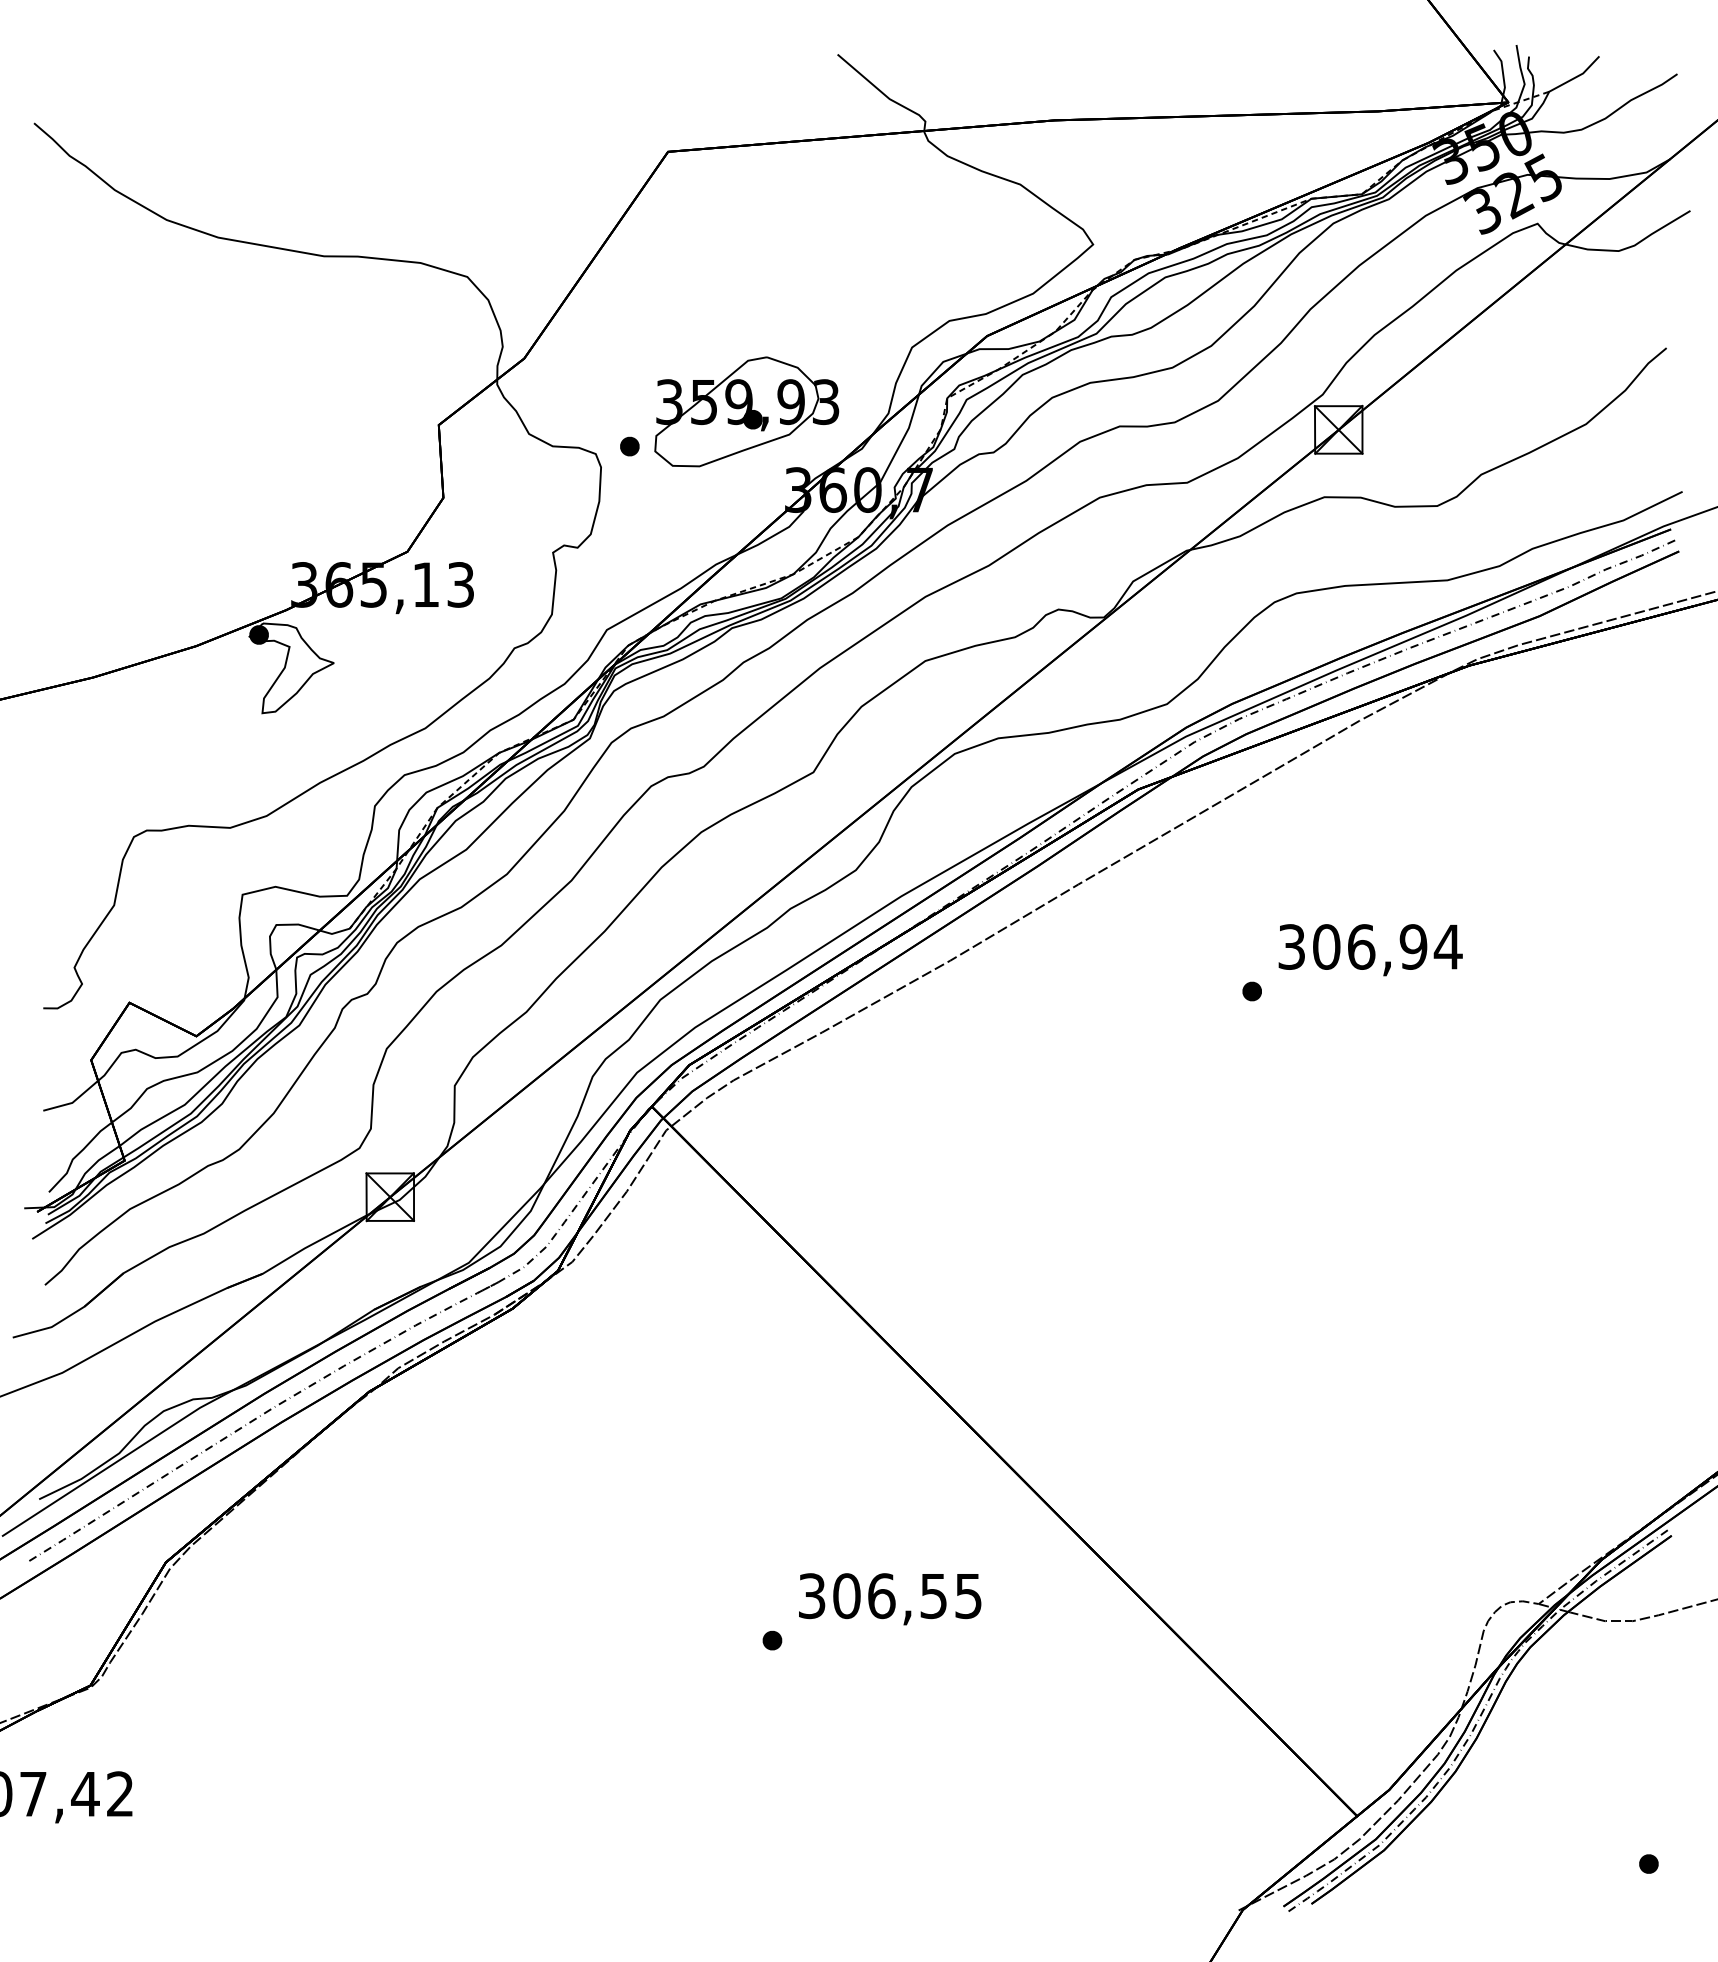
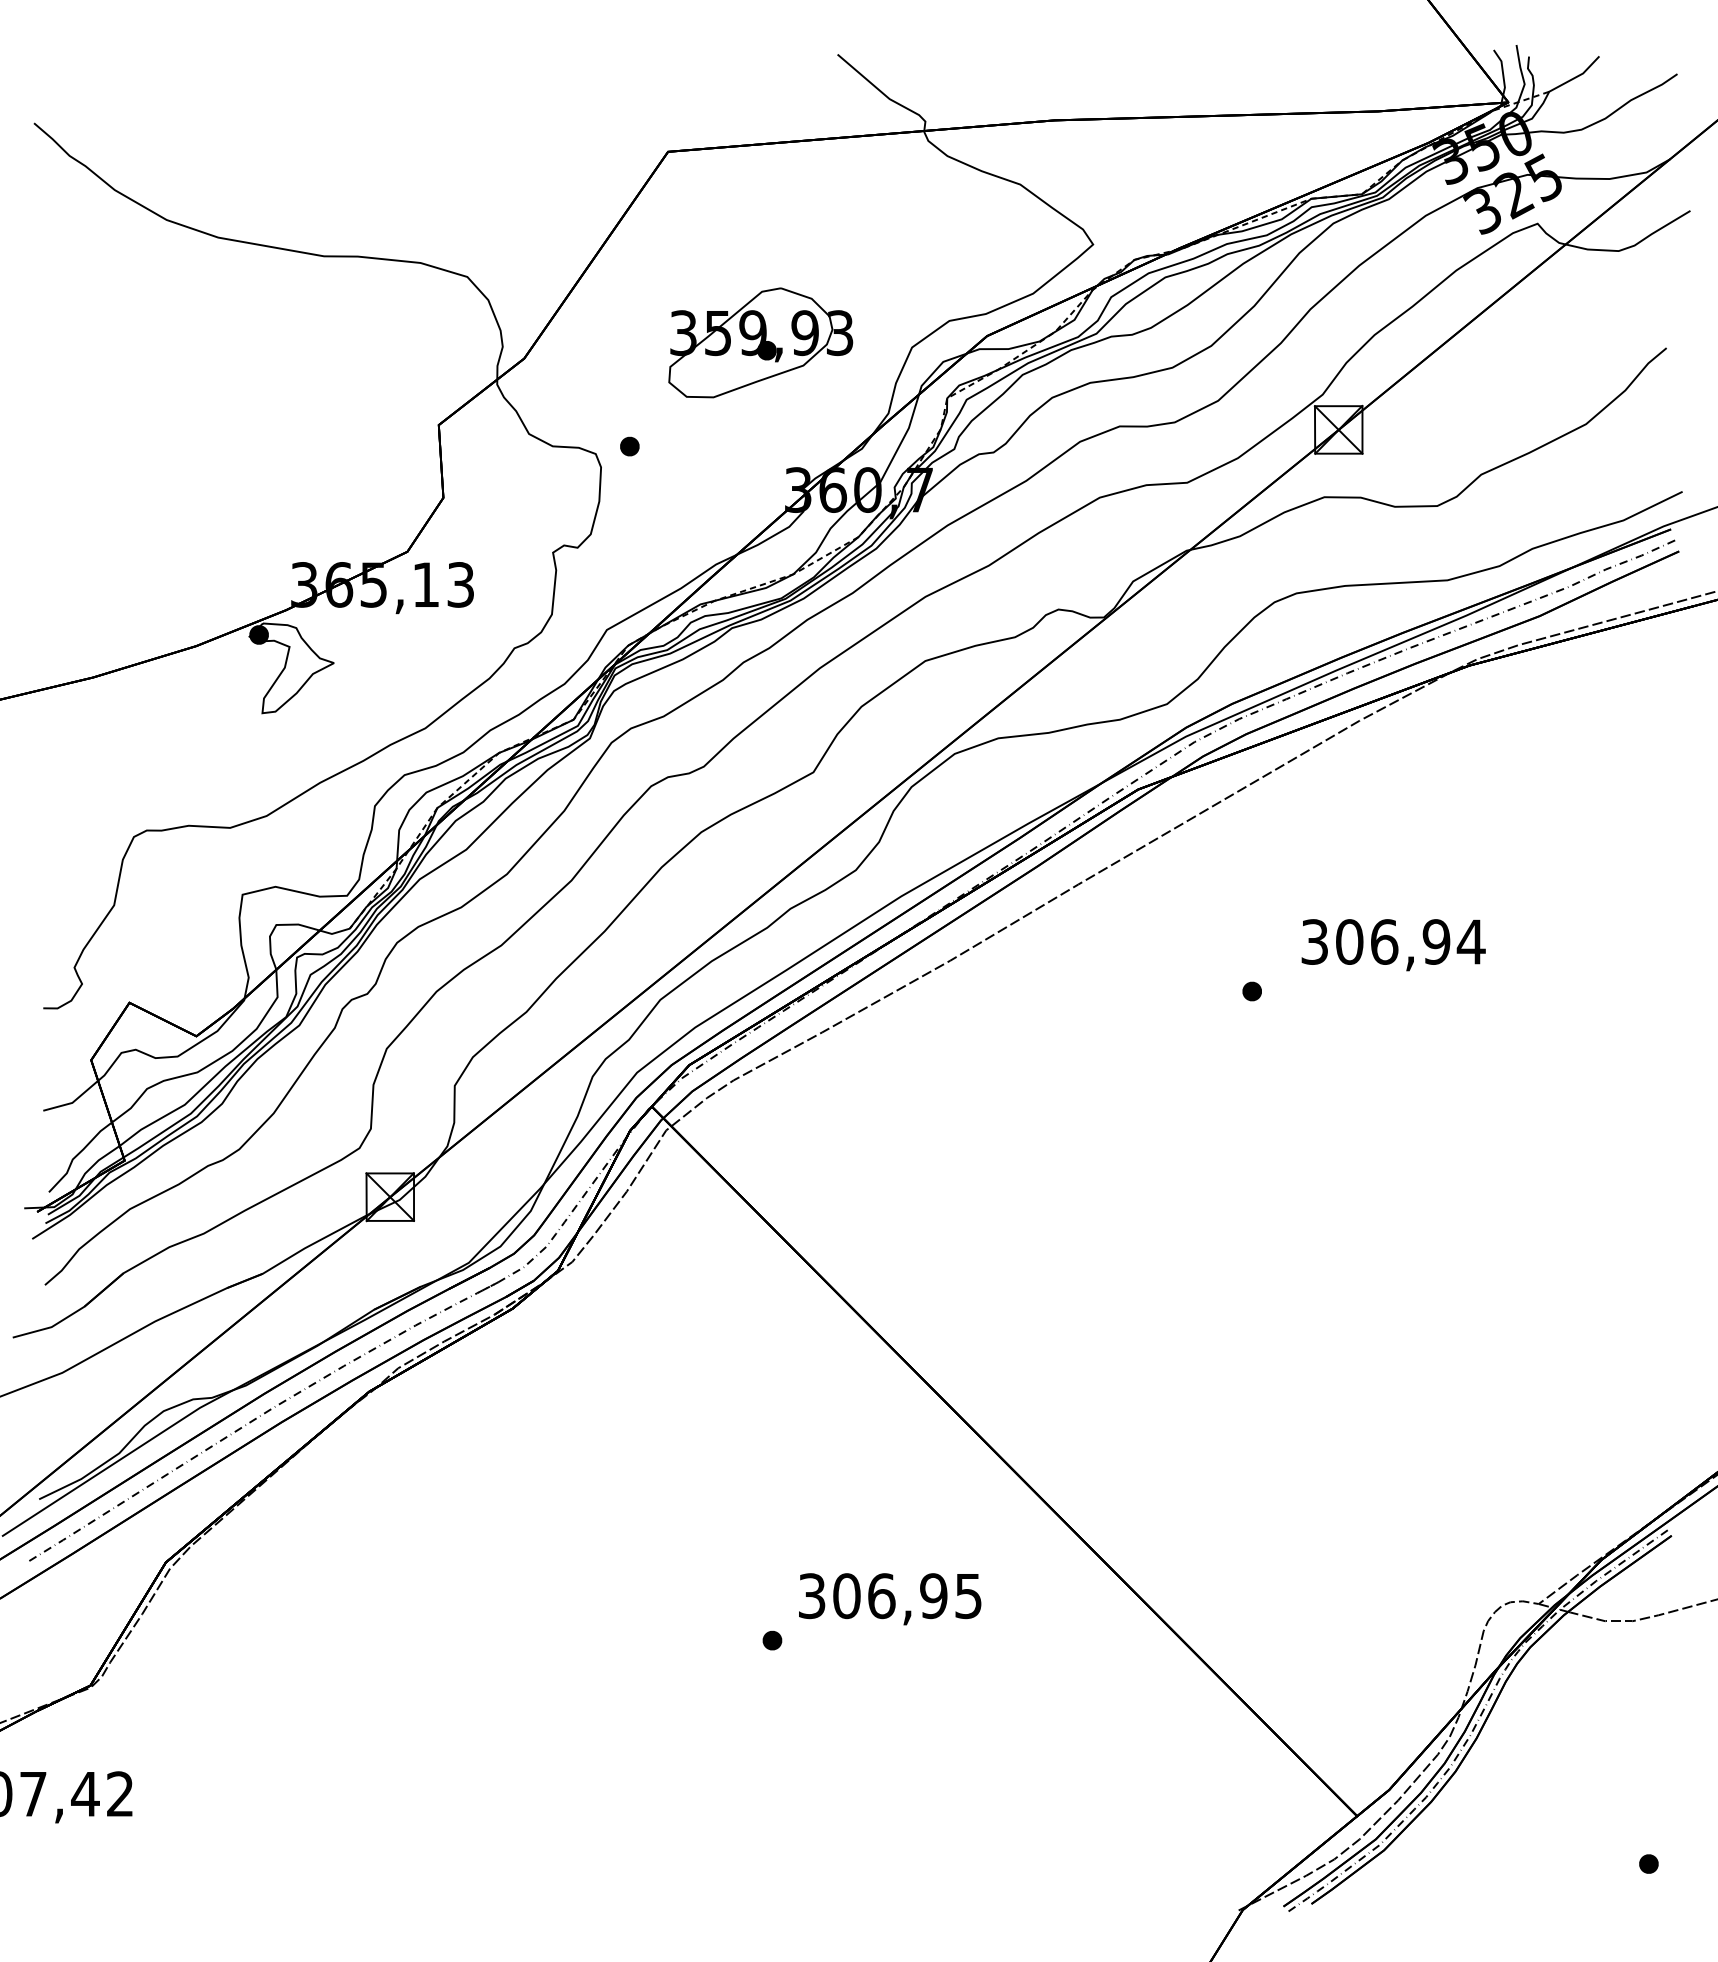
part position: (746, 411) -> (760, 342) (760, 342)
text position: (1370, 950) -> (1393, 945) (1393, 945)
text: 306,55 -> 306,95 (933, 1595)
